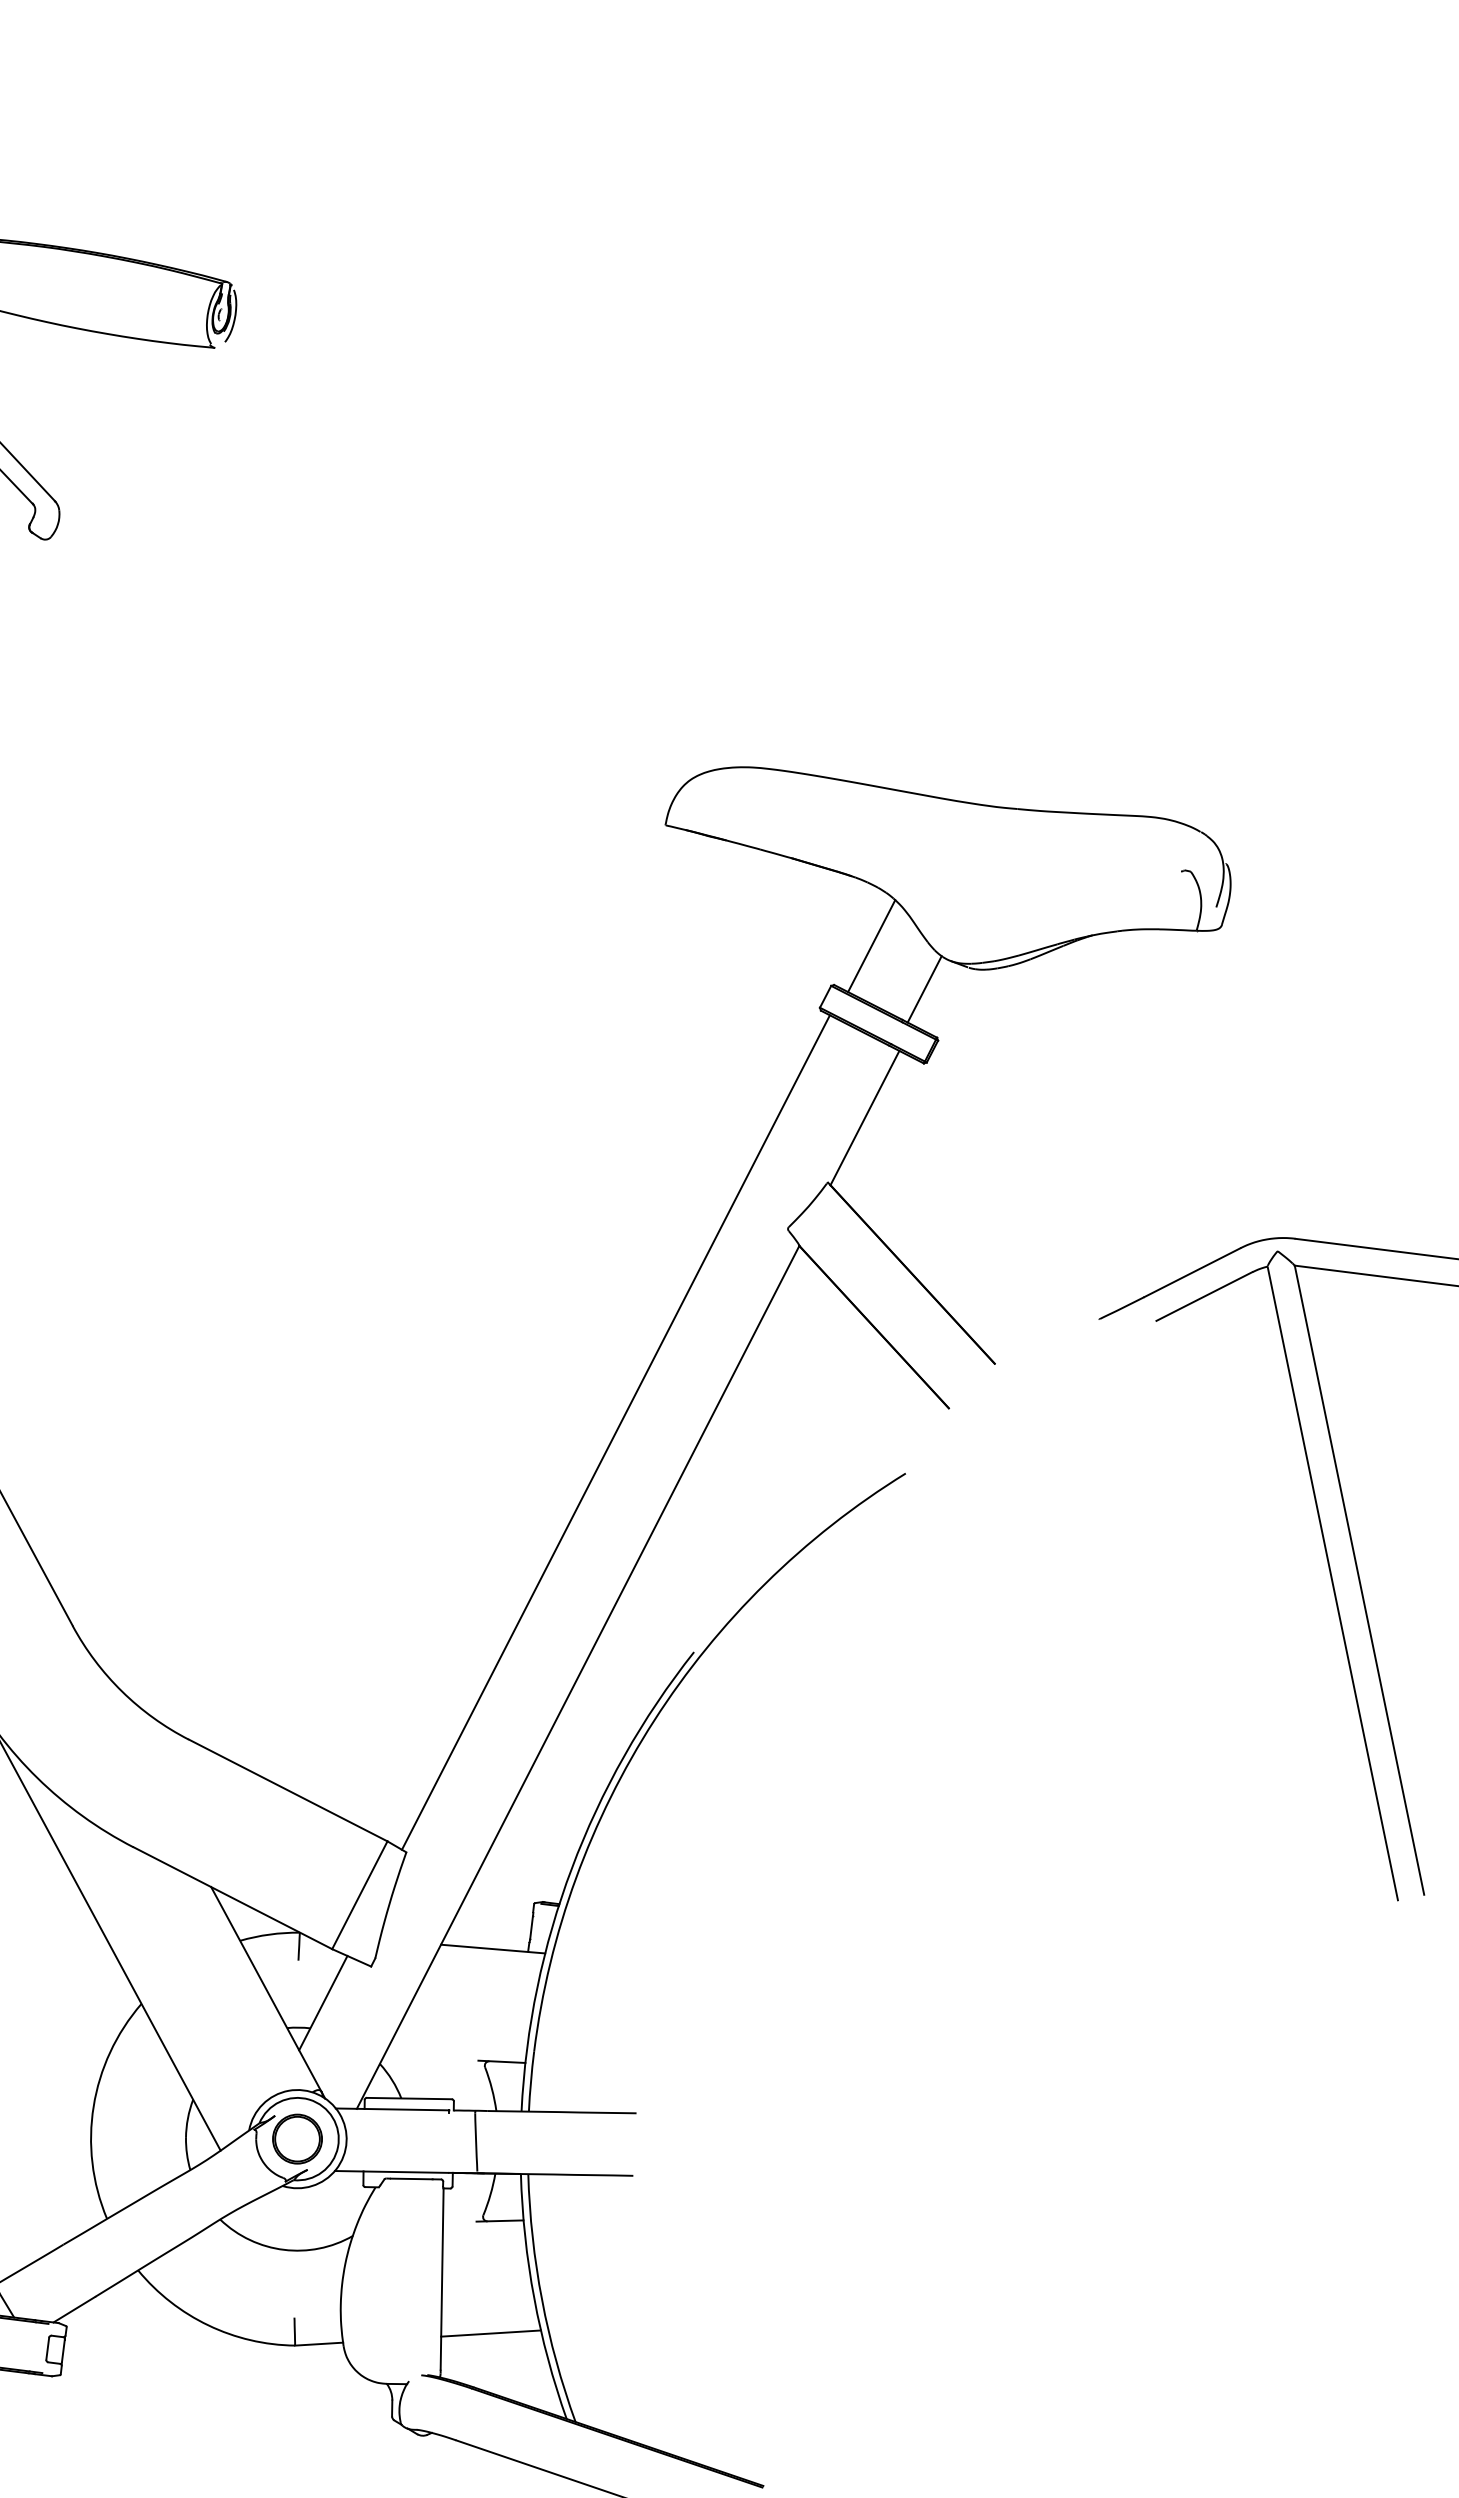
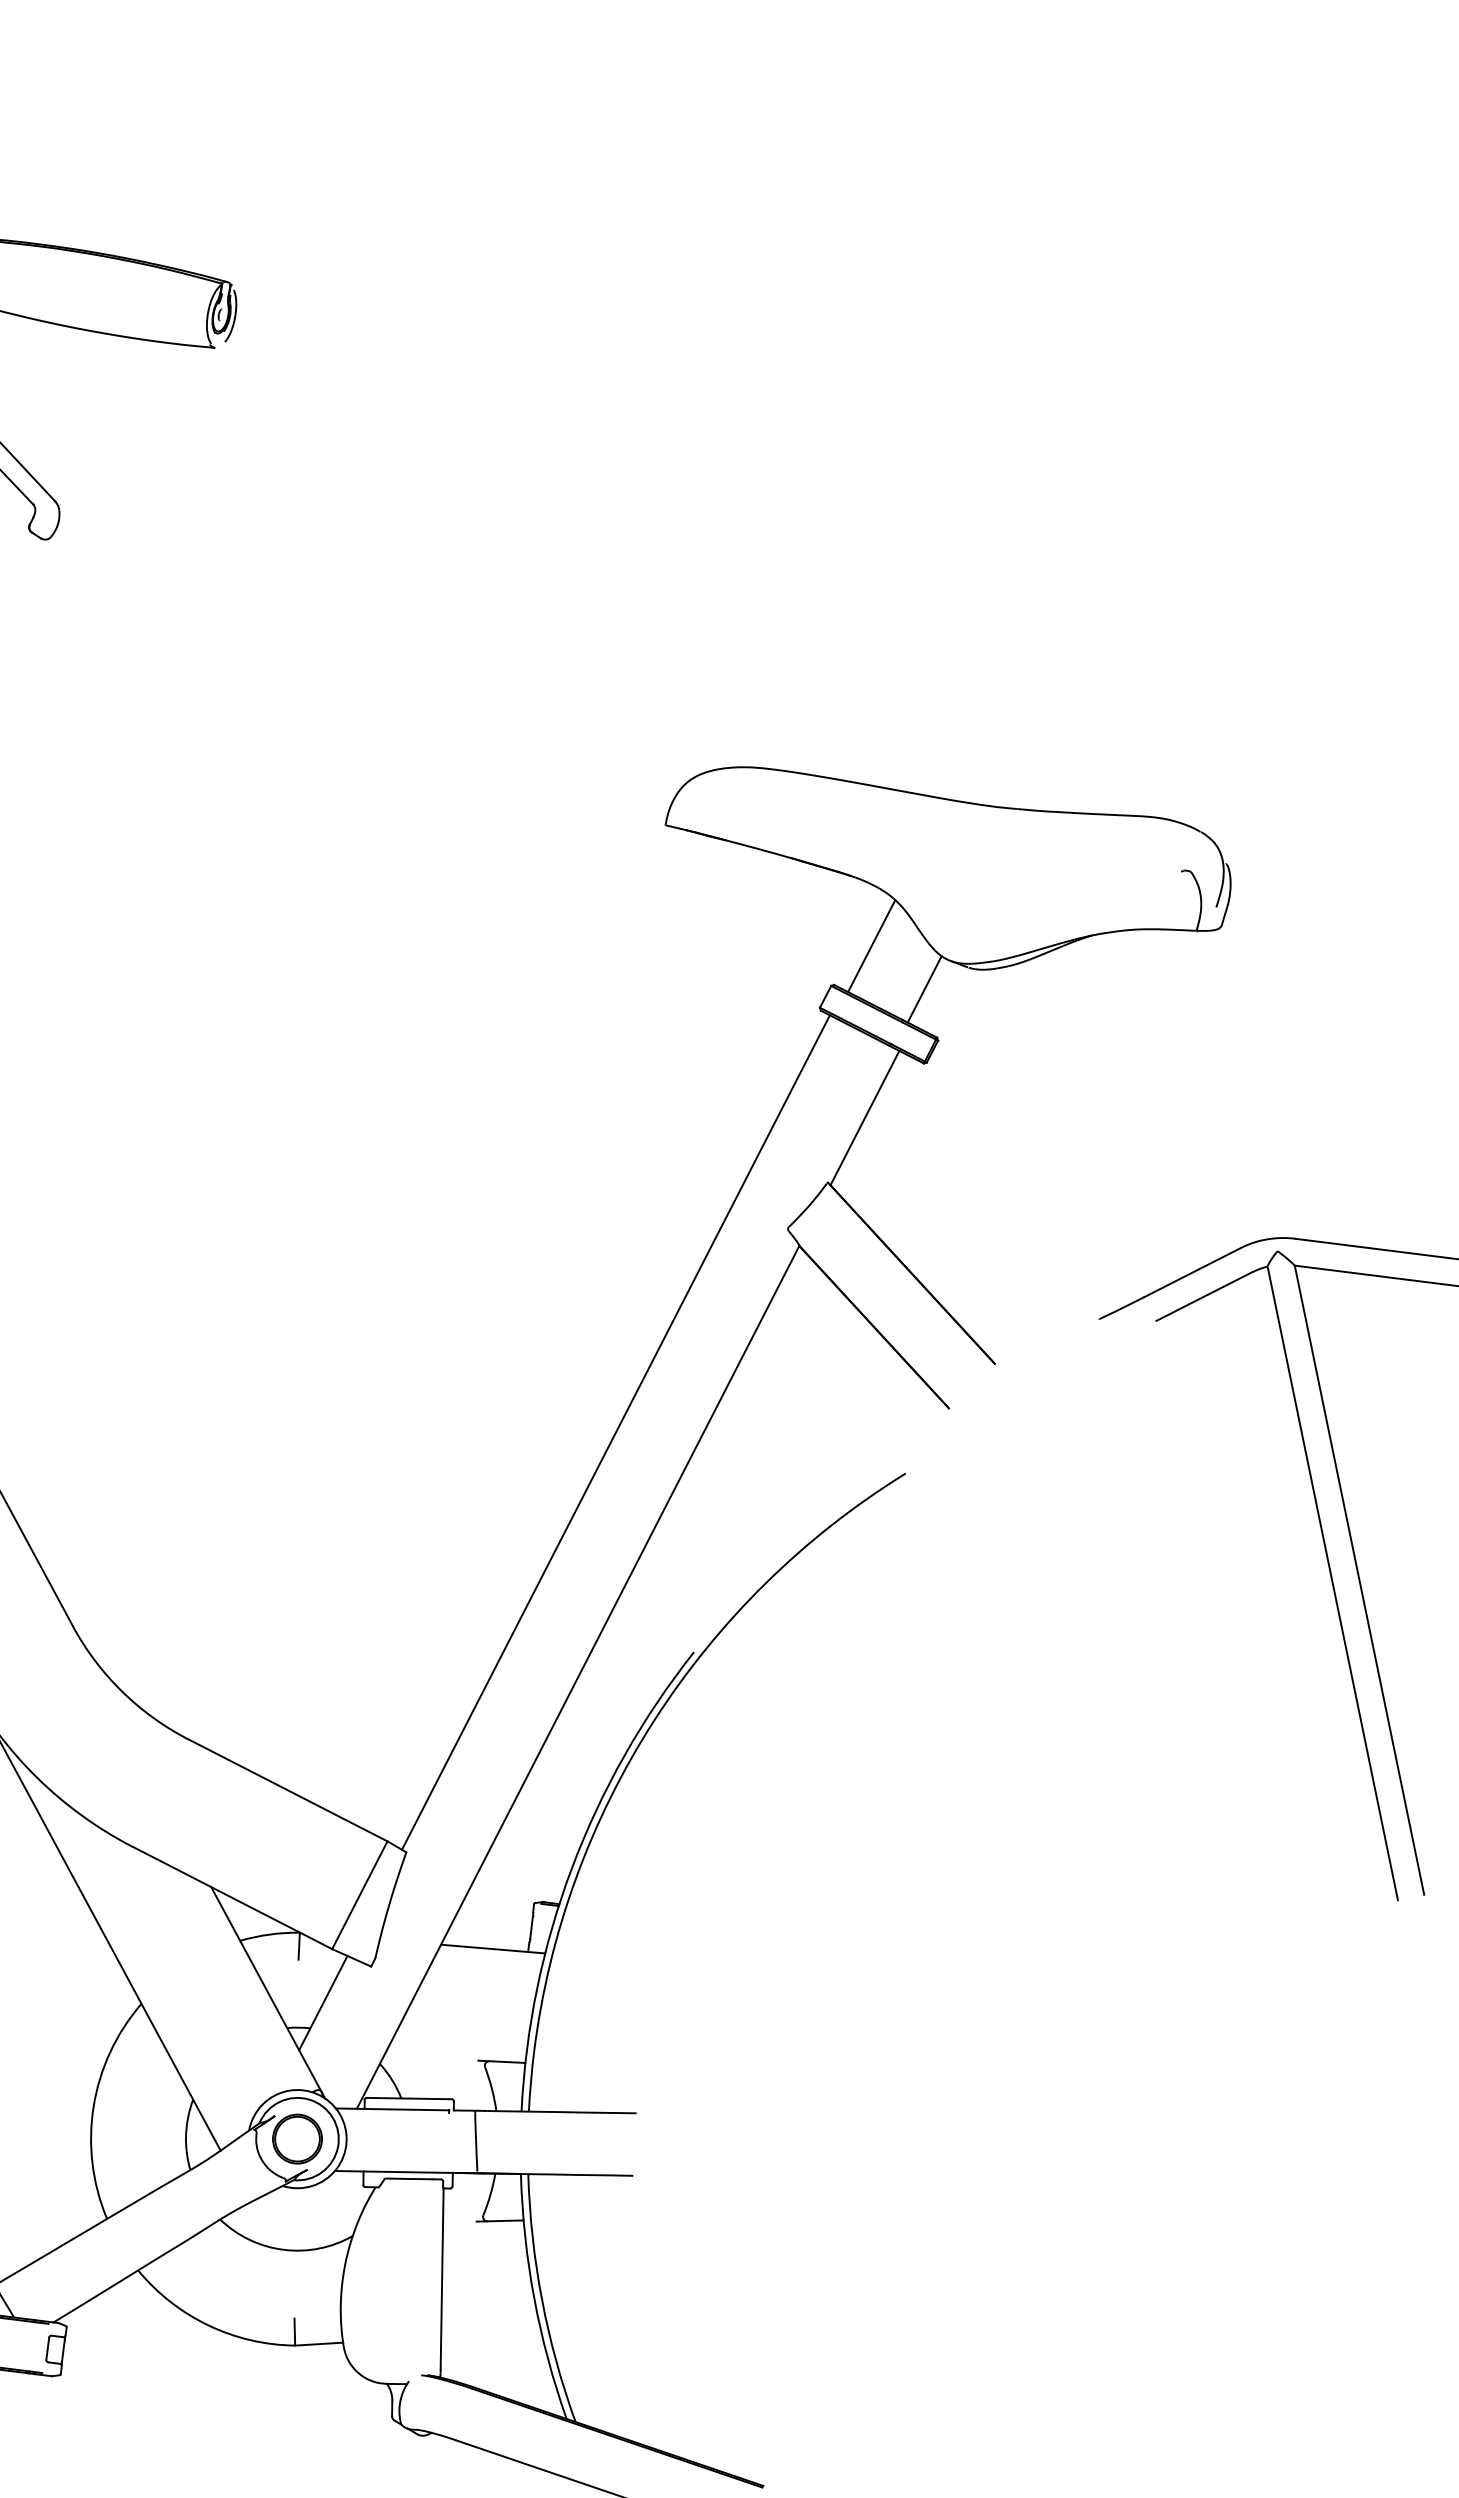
line: present -> none (490, 2333)
